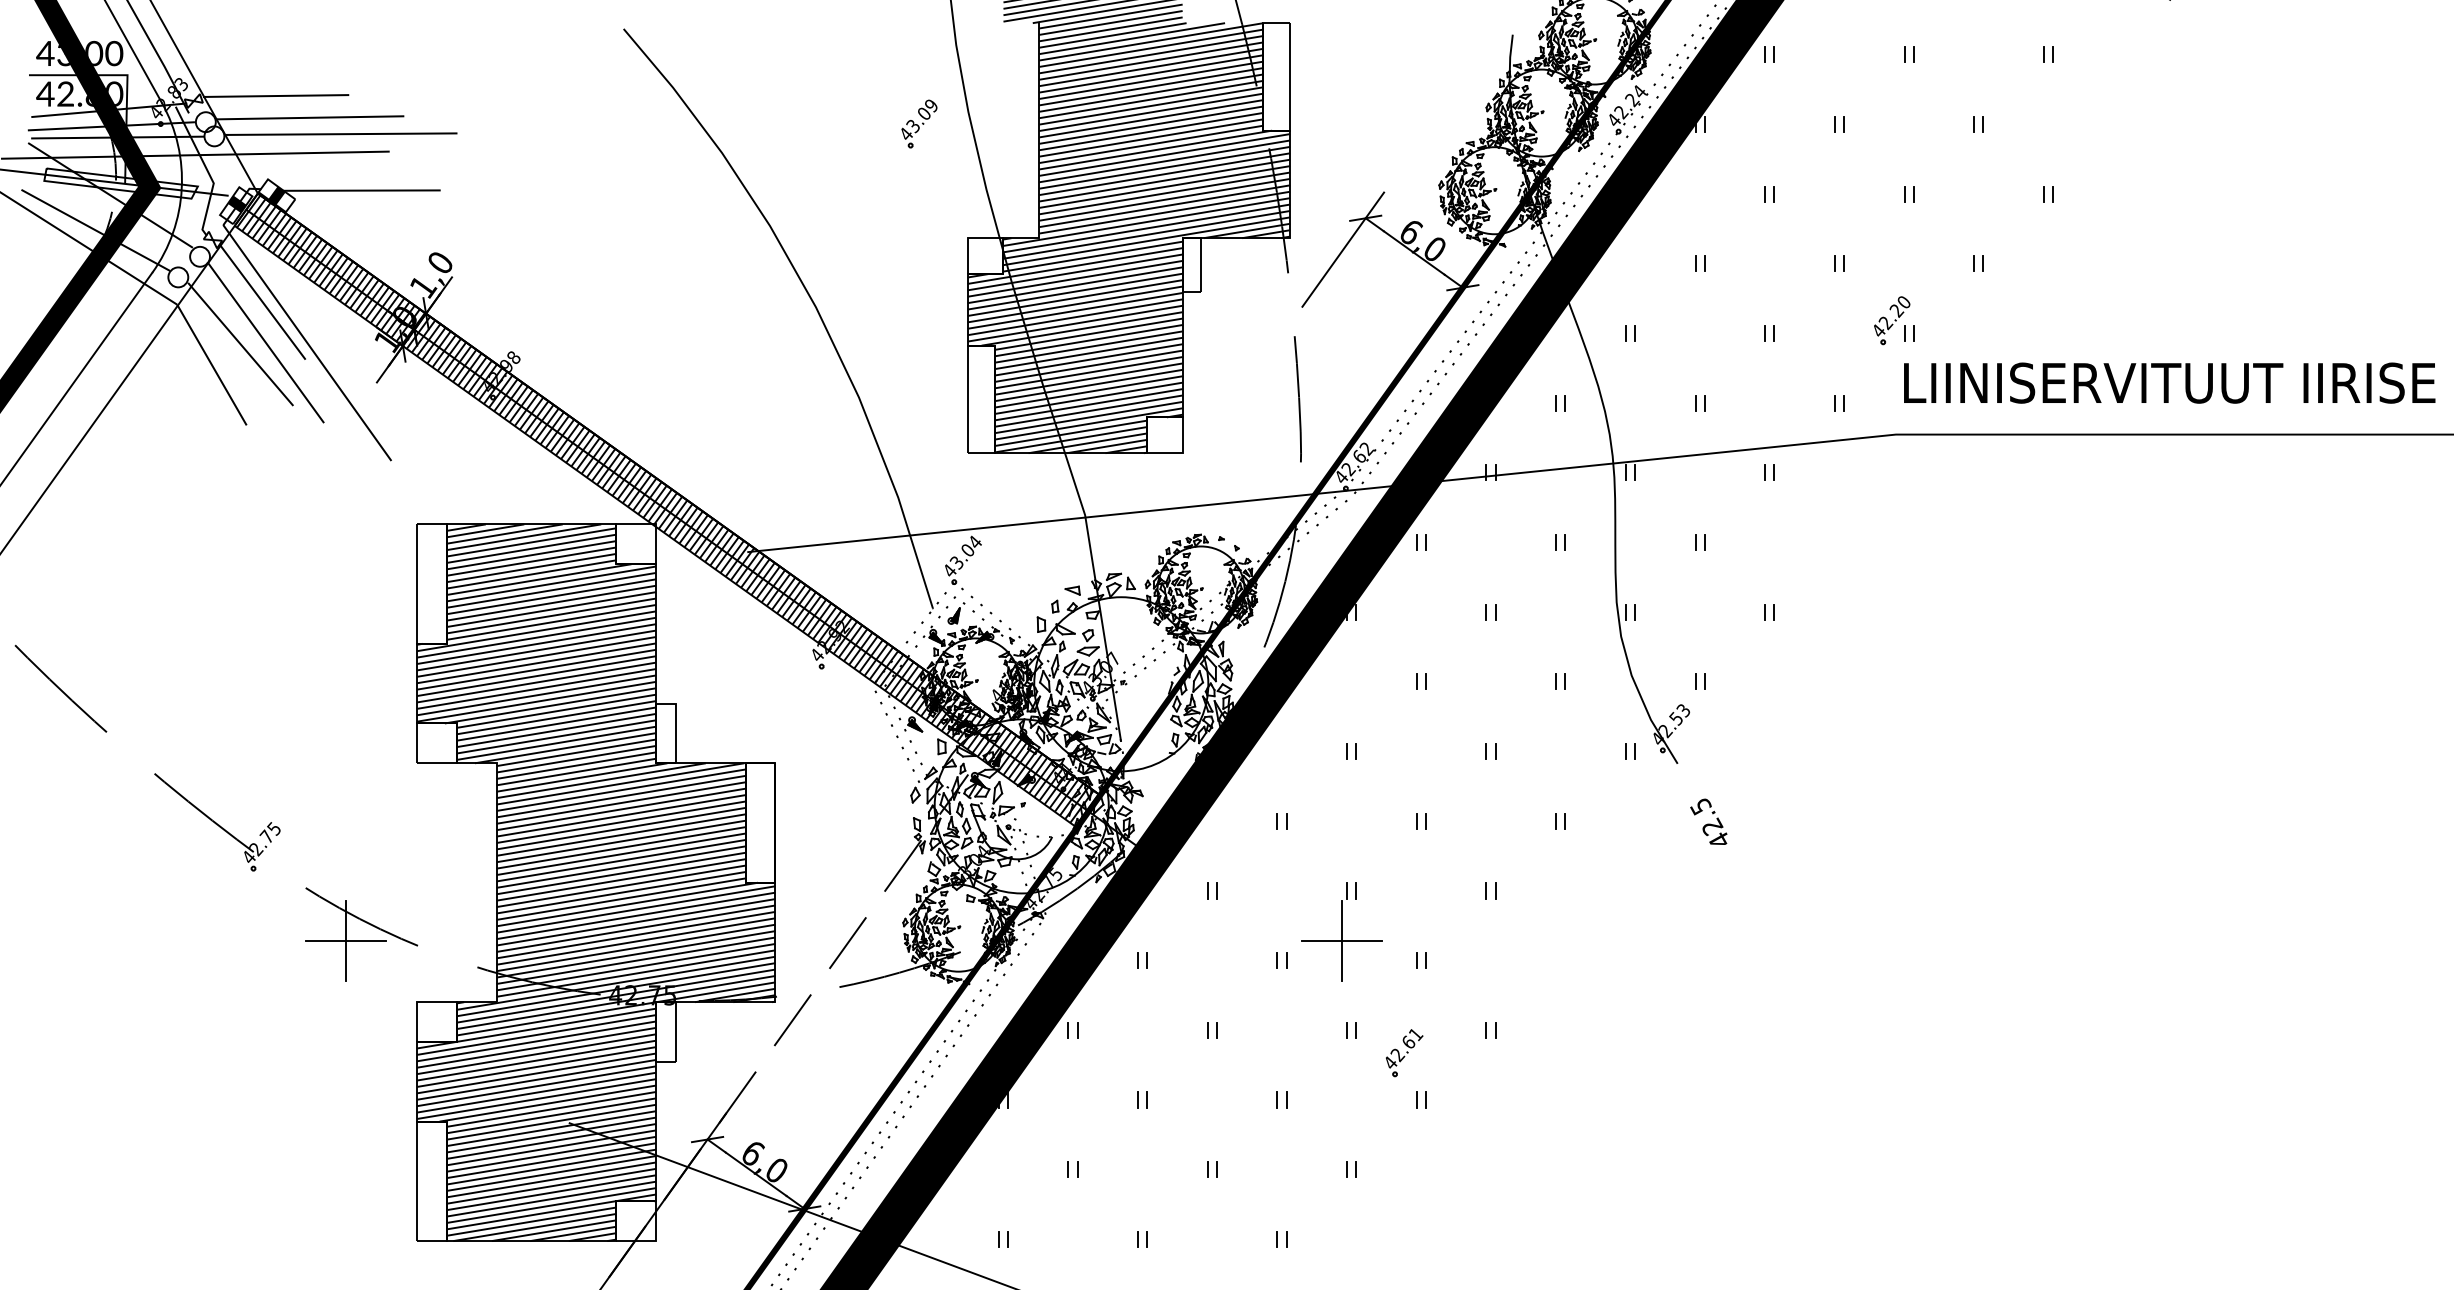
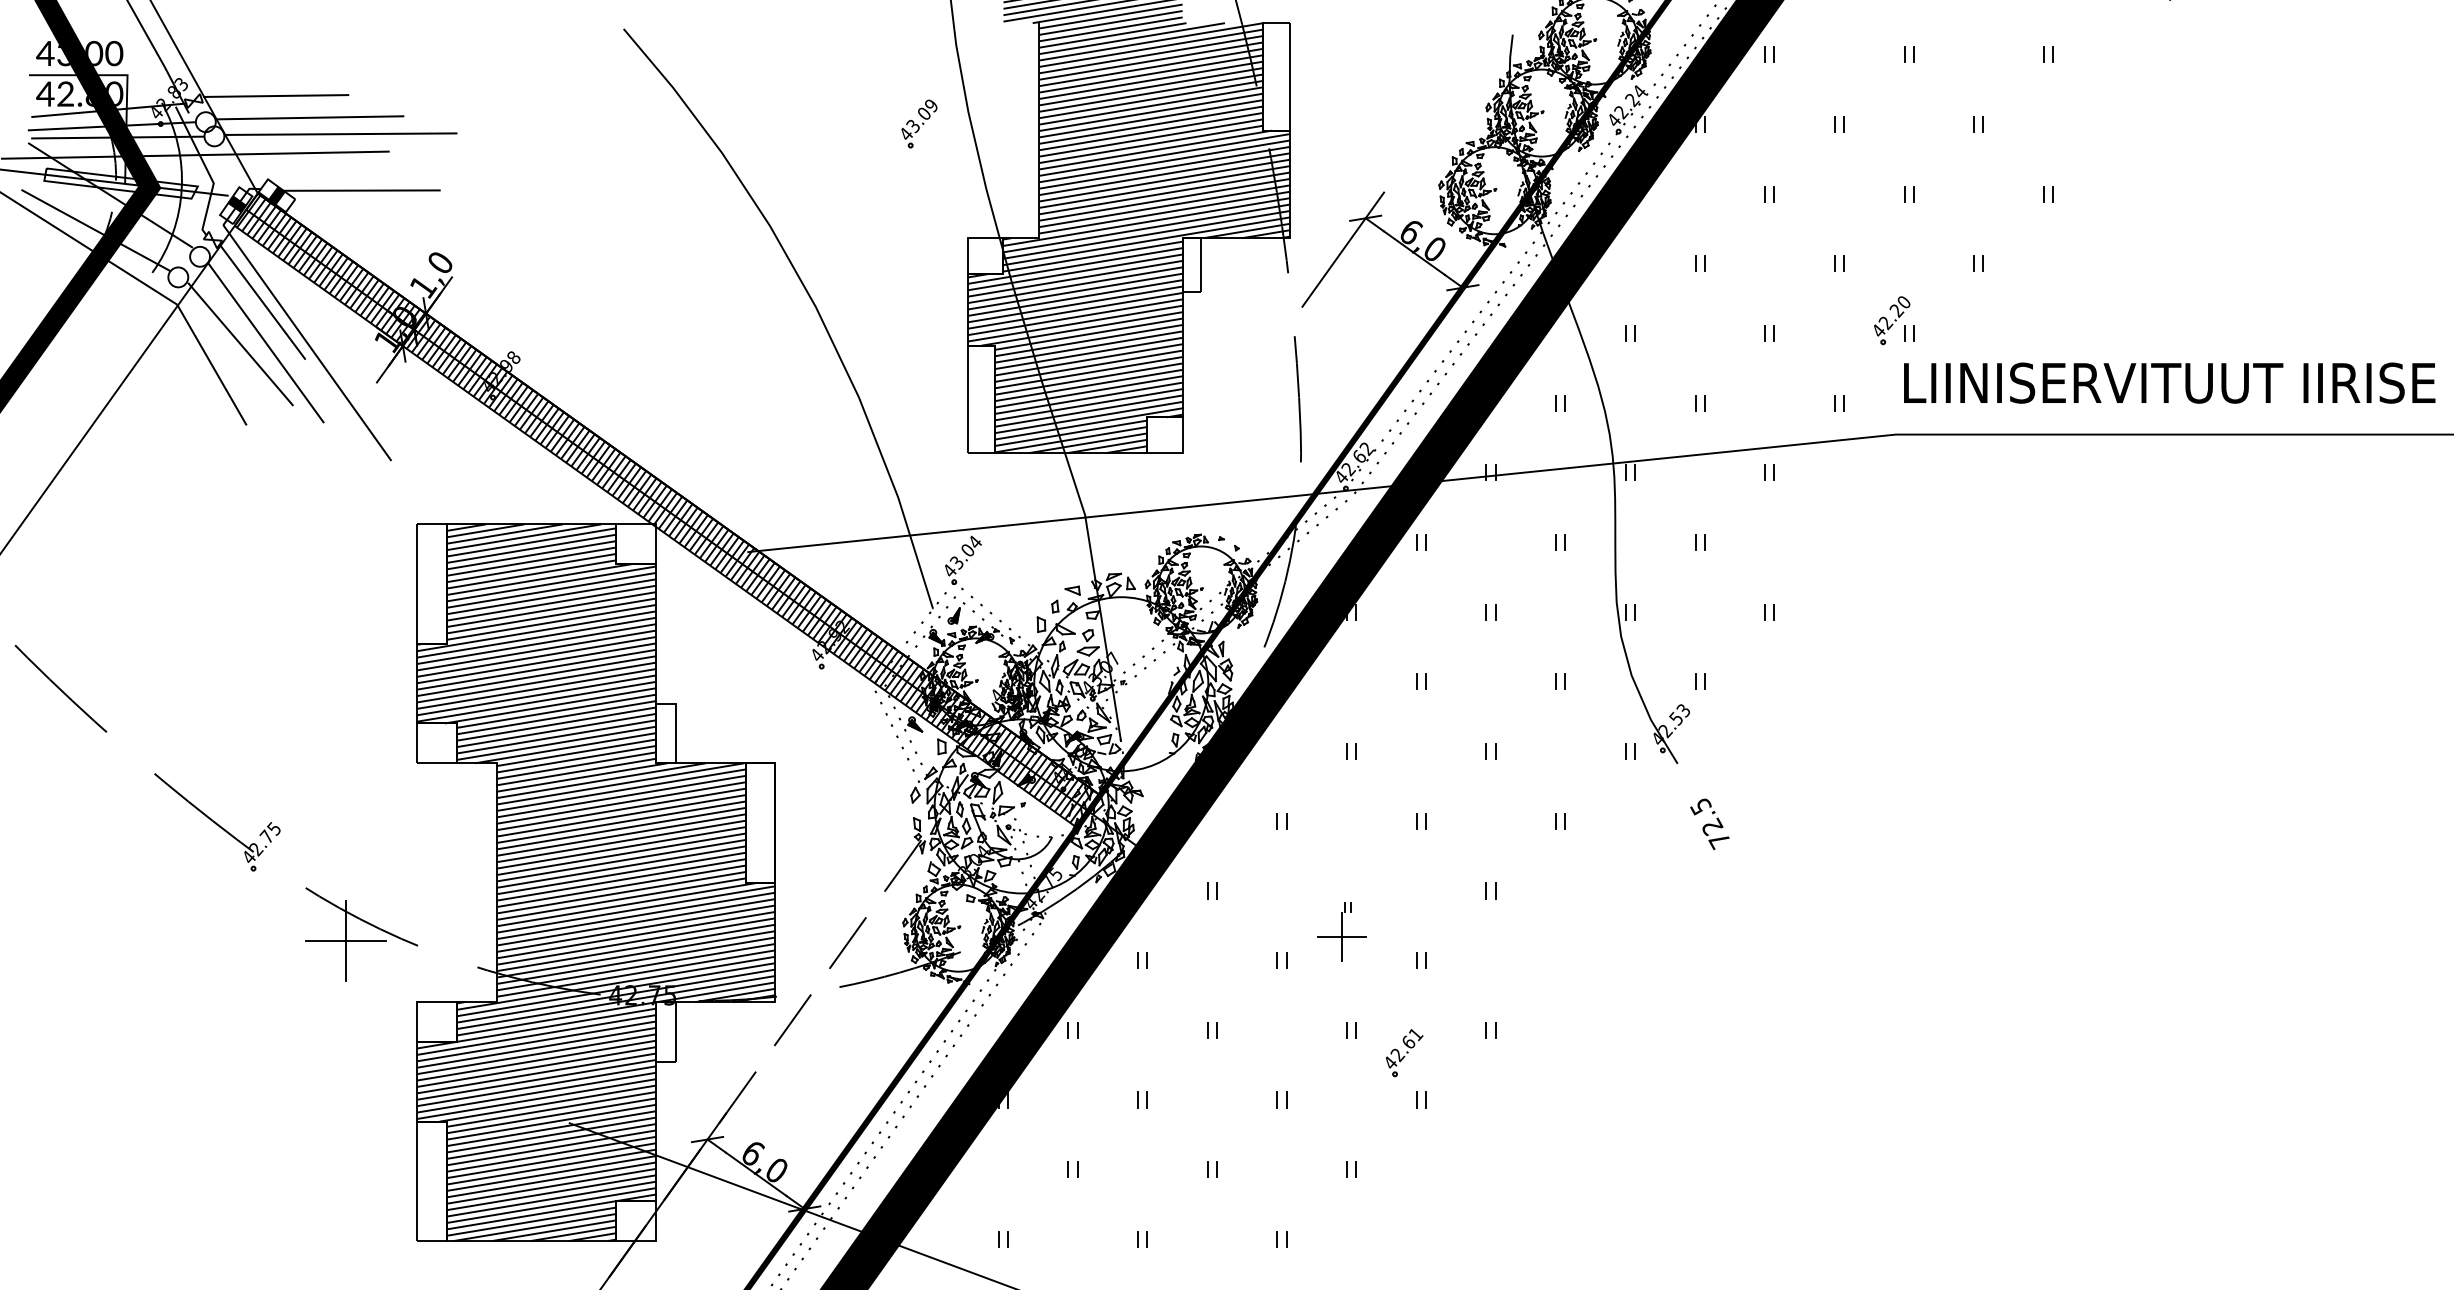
line: present -> none (133, 52)
line: present -> none (77, 377)
text: 42.5 -> 72.5 (1718, 841)
part size: 82x100 px -> 50x60 px (1341, 931)
